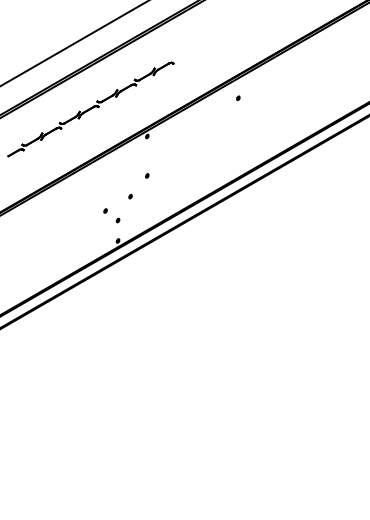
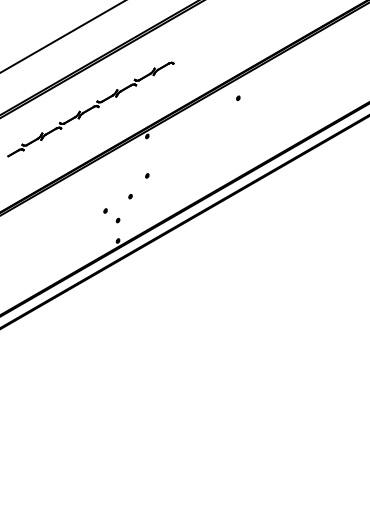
line position: (74, 43) -> (62, 36) (62, 36)
